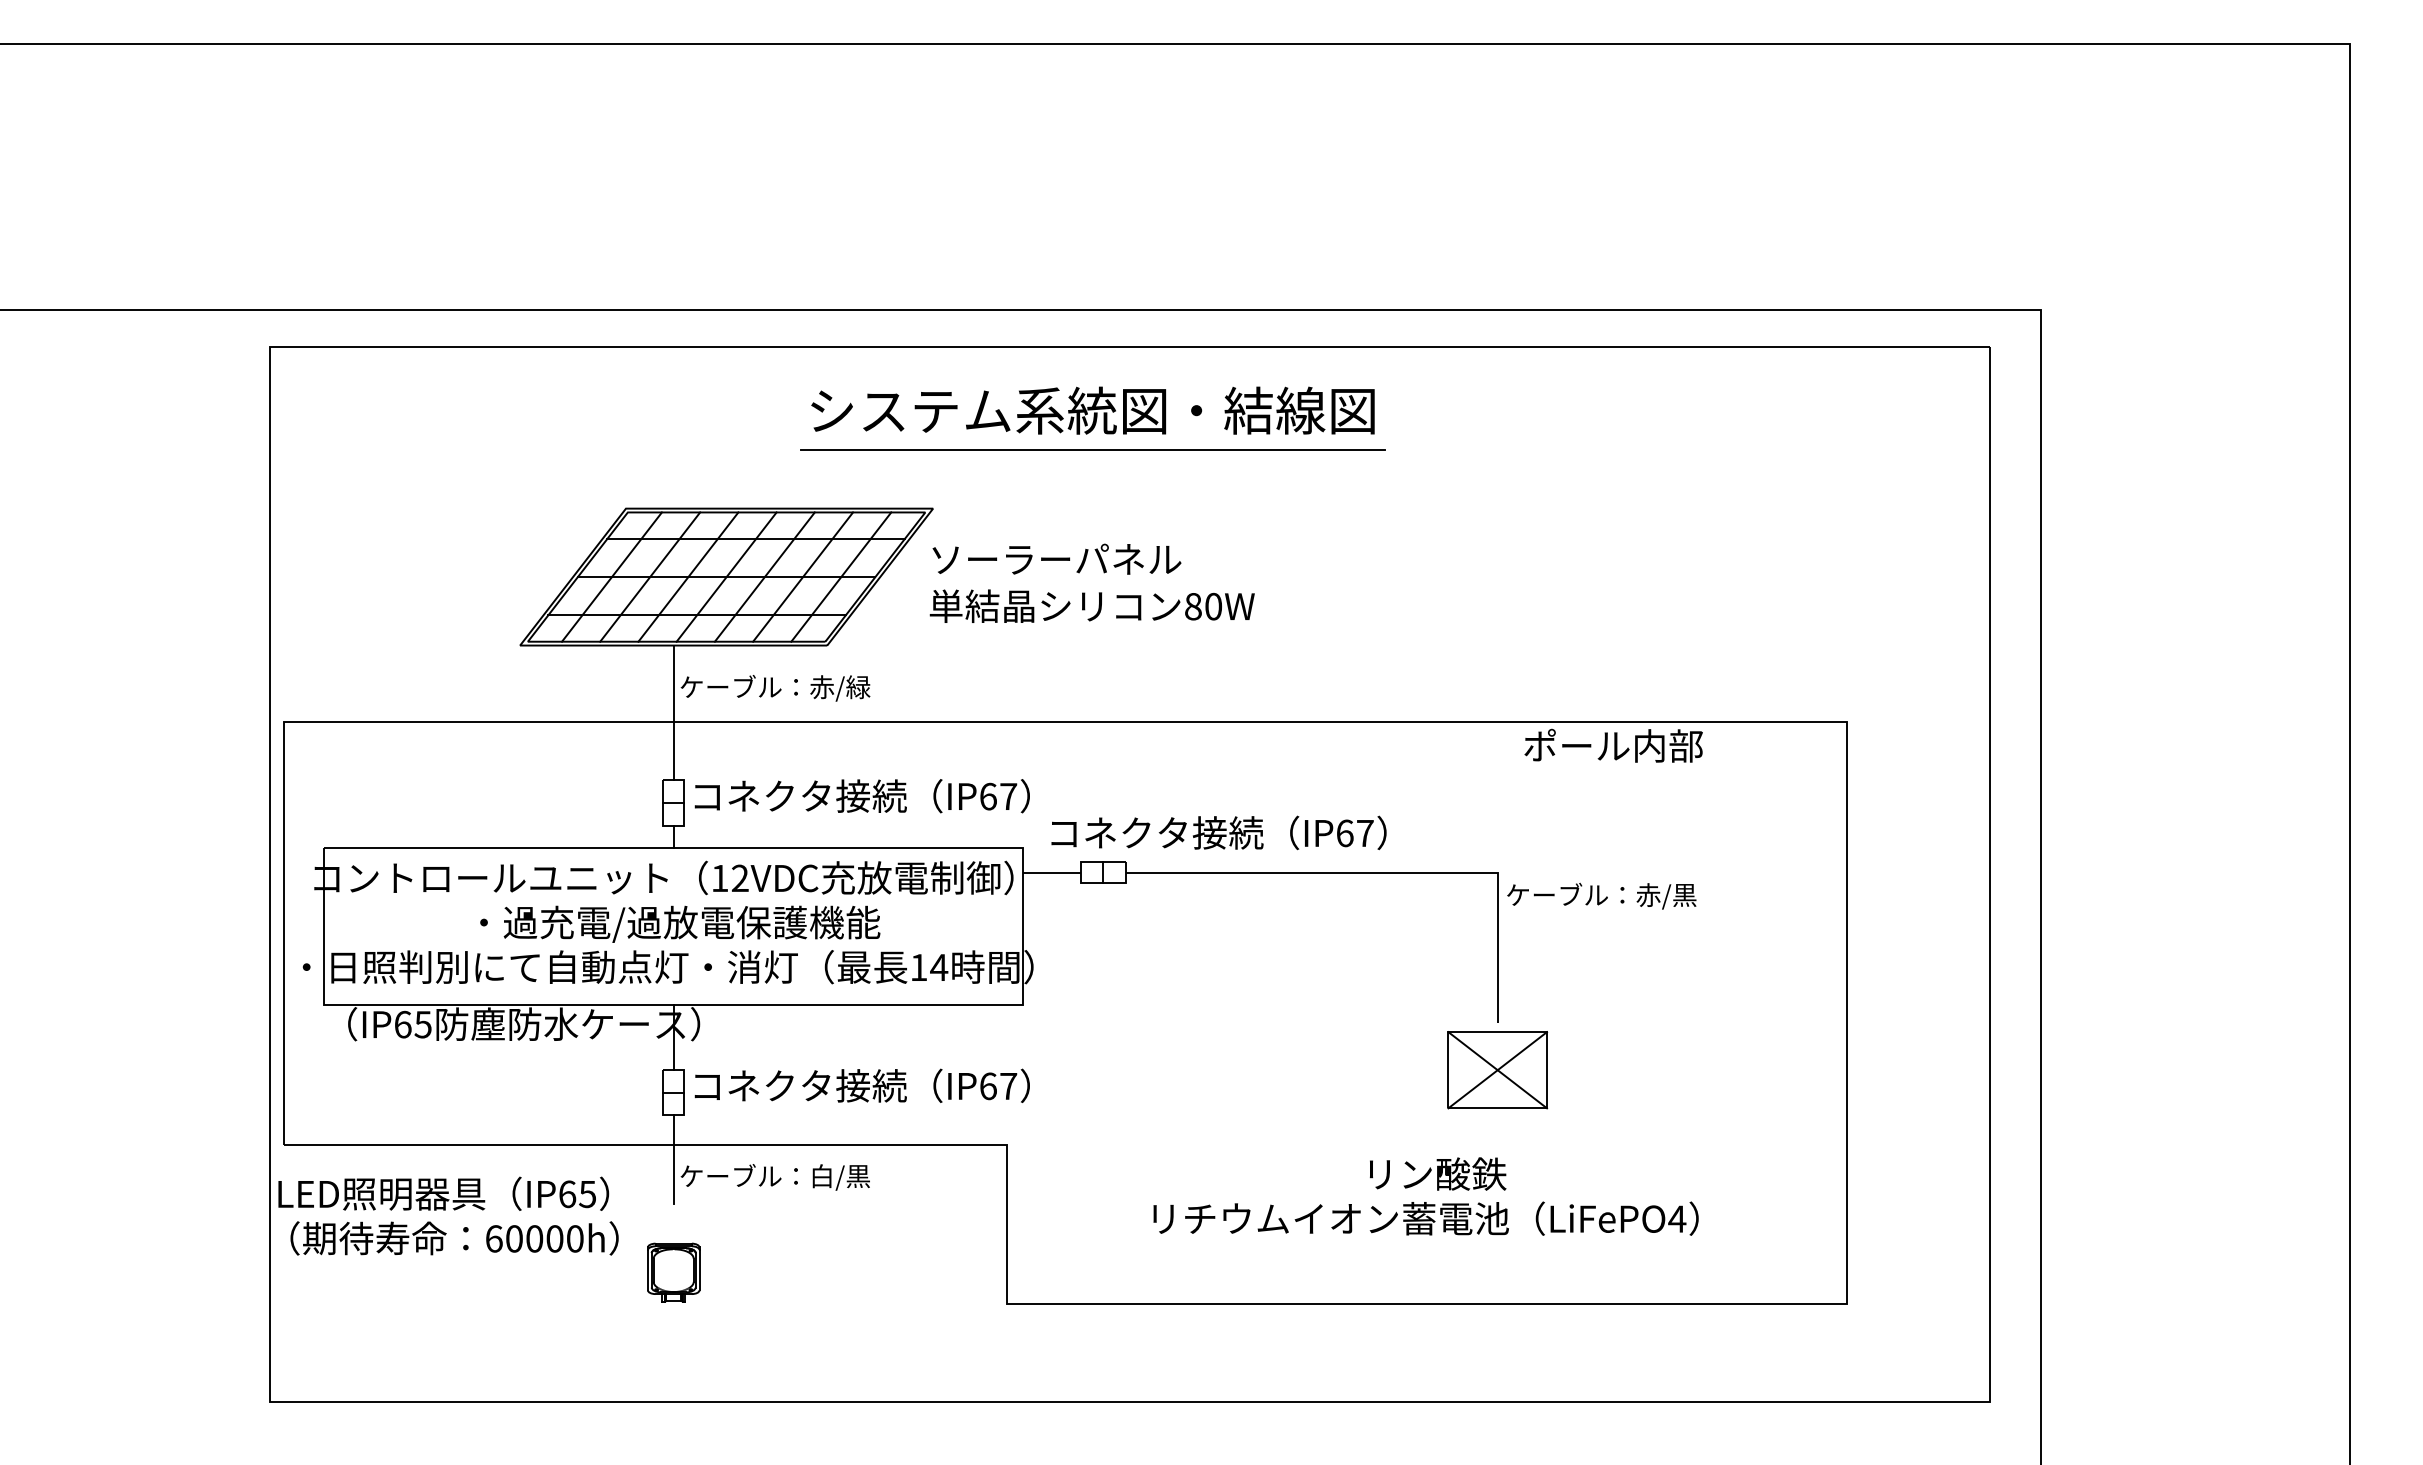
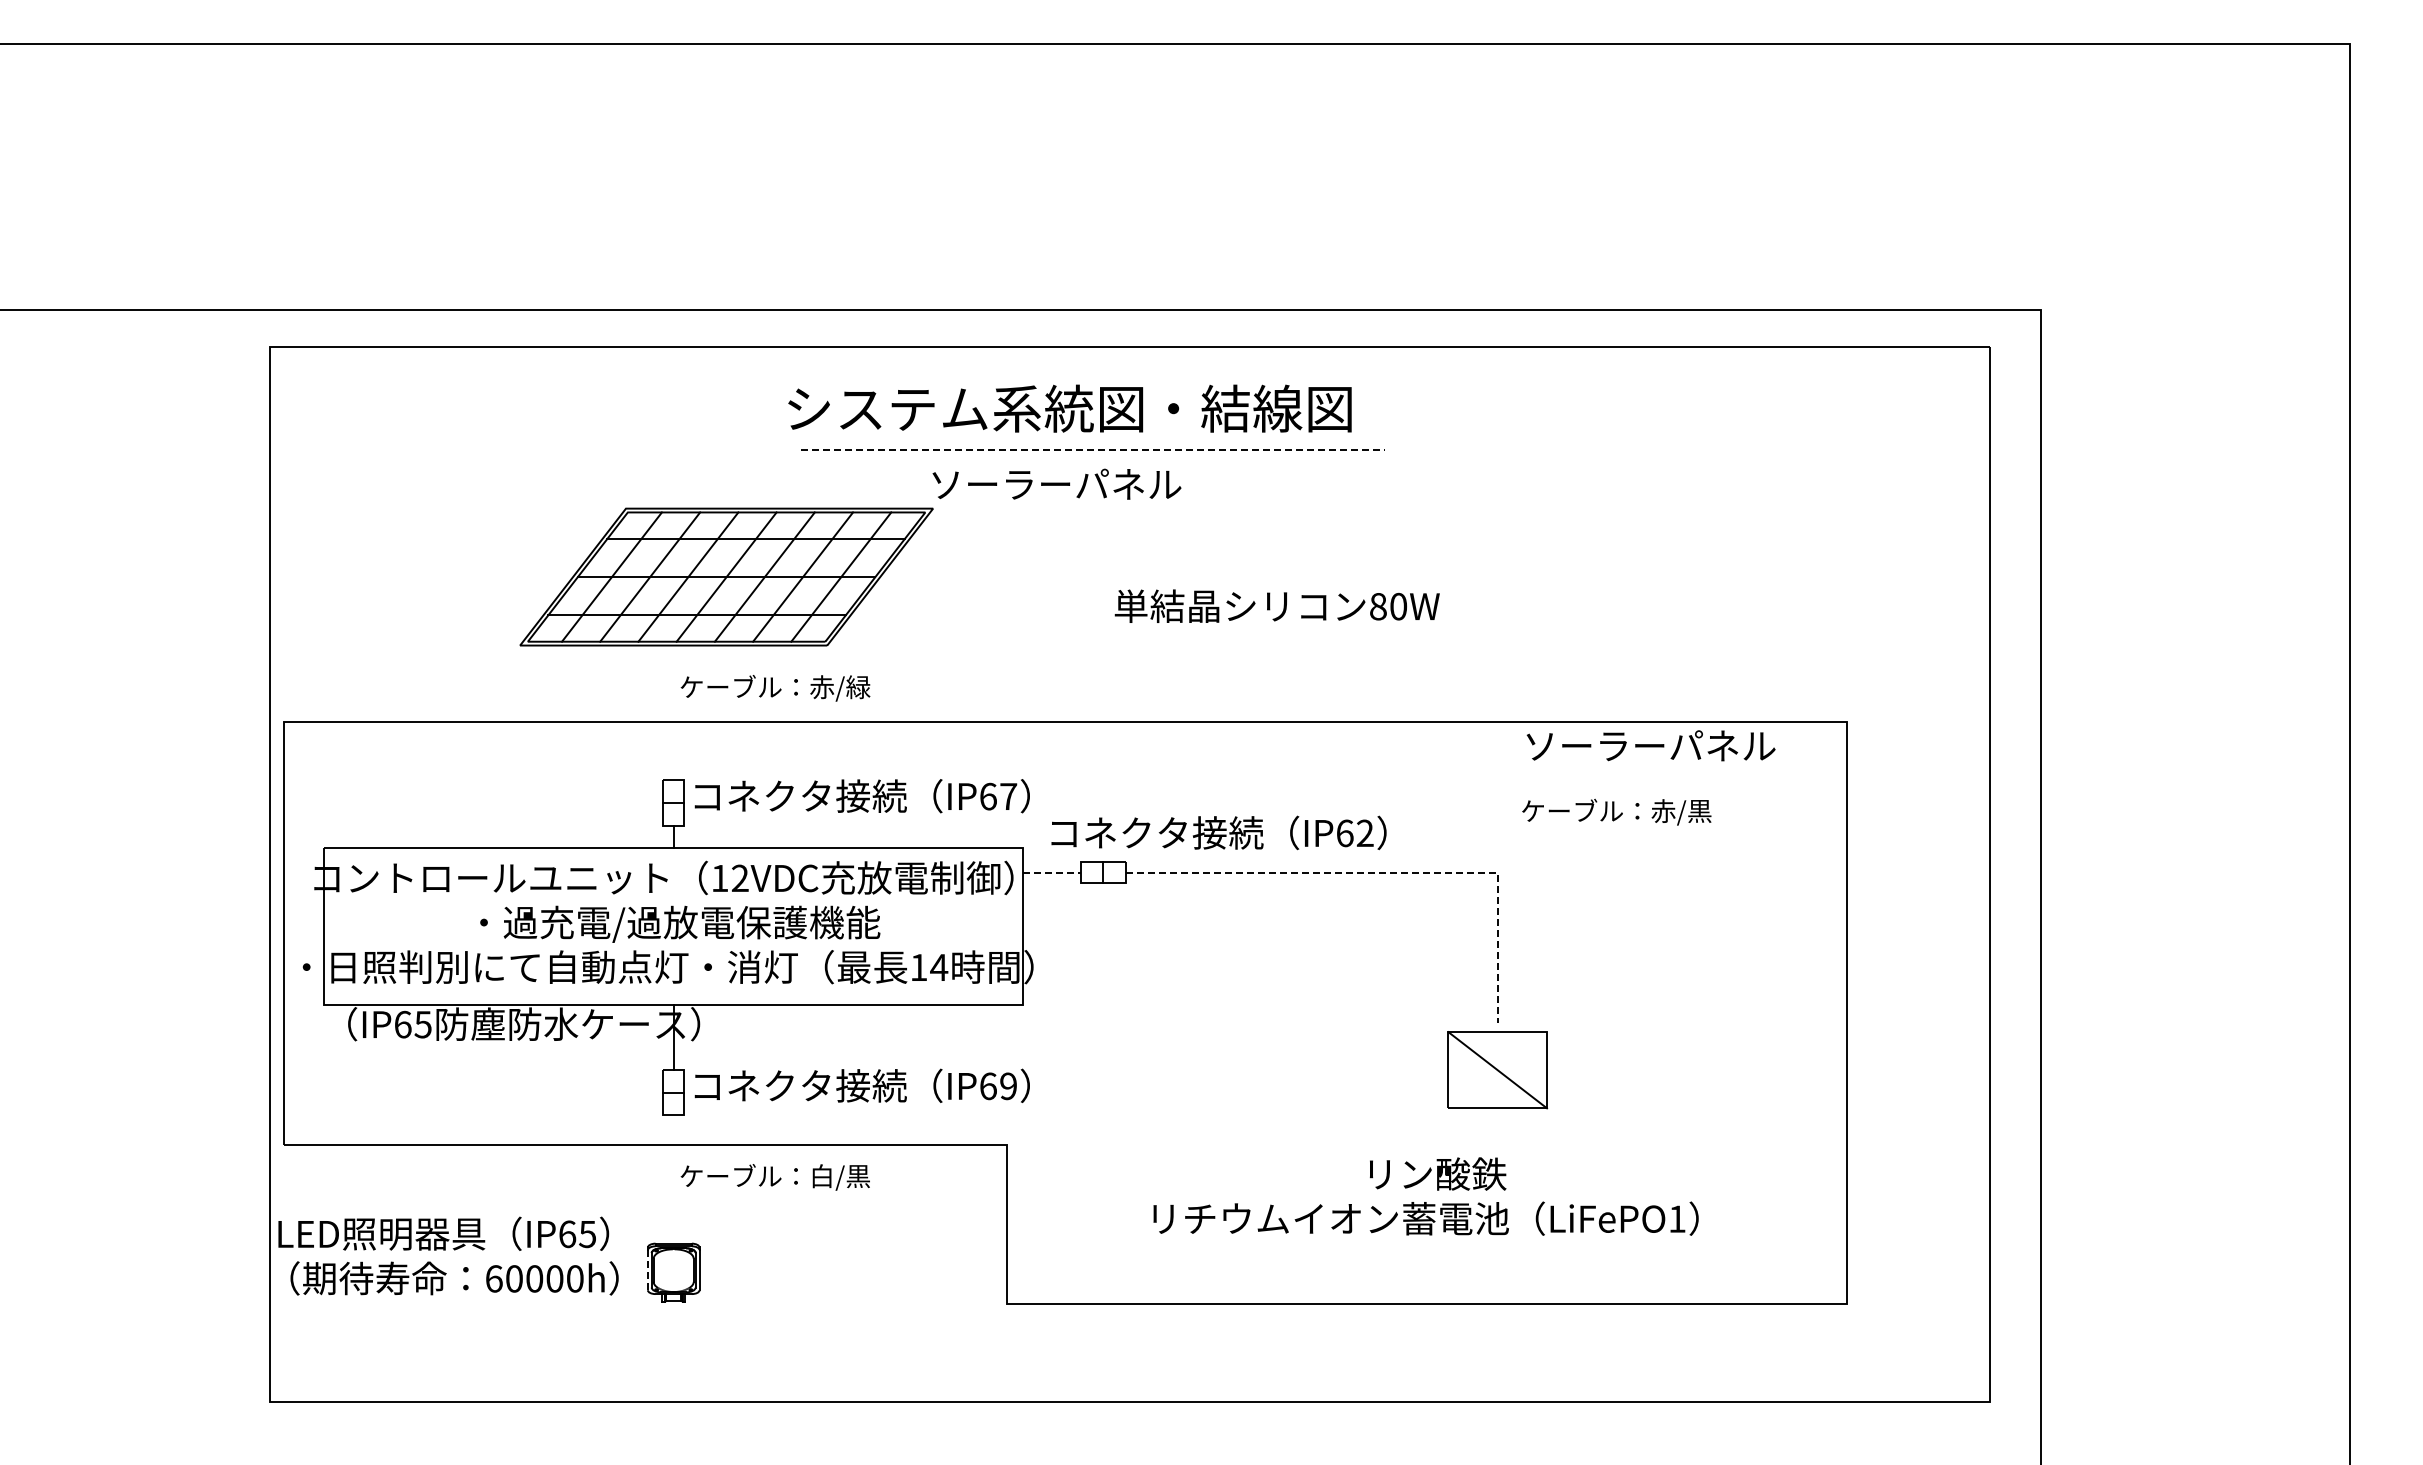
text position: (1092, 410) -> (1069, 408) (1069, 408)
line: solid -> dashed (1092, 449)
text position: (1056, 558) -> (1056, 483) (1056, 483)
text position: (1091, 605) -> (1276, 605) (1276, 605)
line: present -> none (673, 712)
text: ポール内部 -> ソーラーパネル (1649, 745)
text: IP67 -> IP62 (1364, 832)
line: solid -> dashed (1052, 872)
line: solid -> dashed (1387, 872)
text position: (1601, 895) -> (1616, 811) (1616, 811)
line: present -> none (1497, 1070)
text: IP67 -> IP69 (1008, 1086)
line: present -> none (673, 1159)
text position: (448, 1215) -> (448, 1255) (448, 1255)
text: LiFePO4 -> LiFePO1 (1677, 1218)
line: solid -> dashed (647, 1269)
